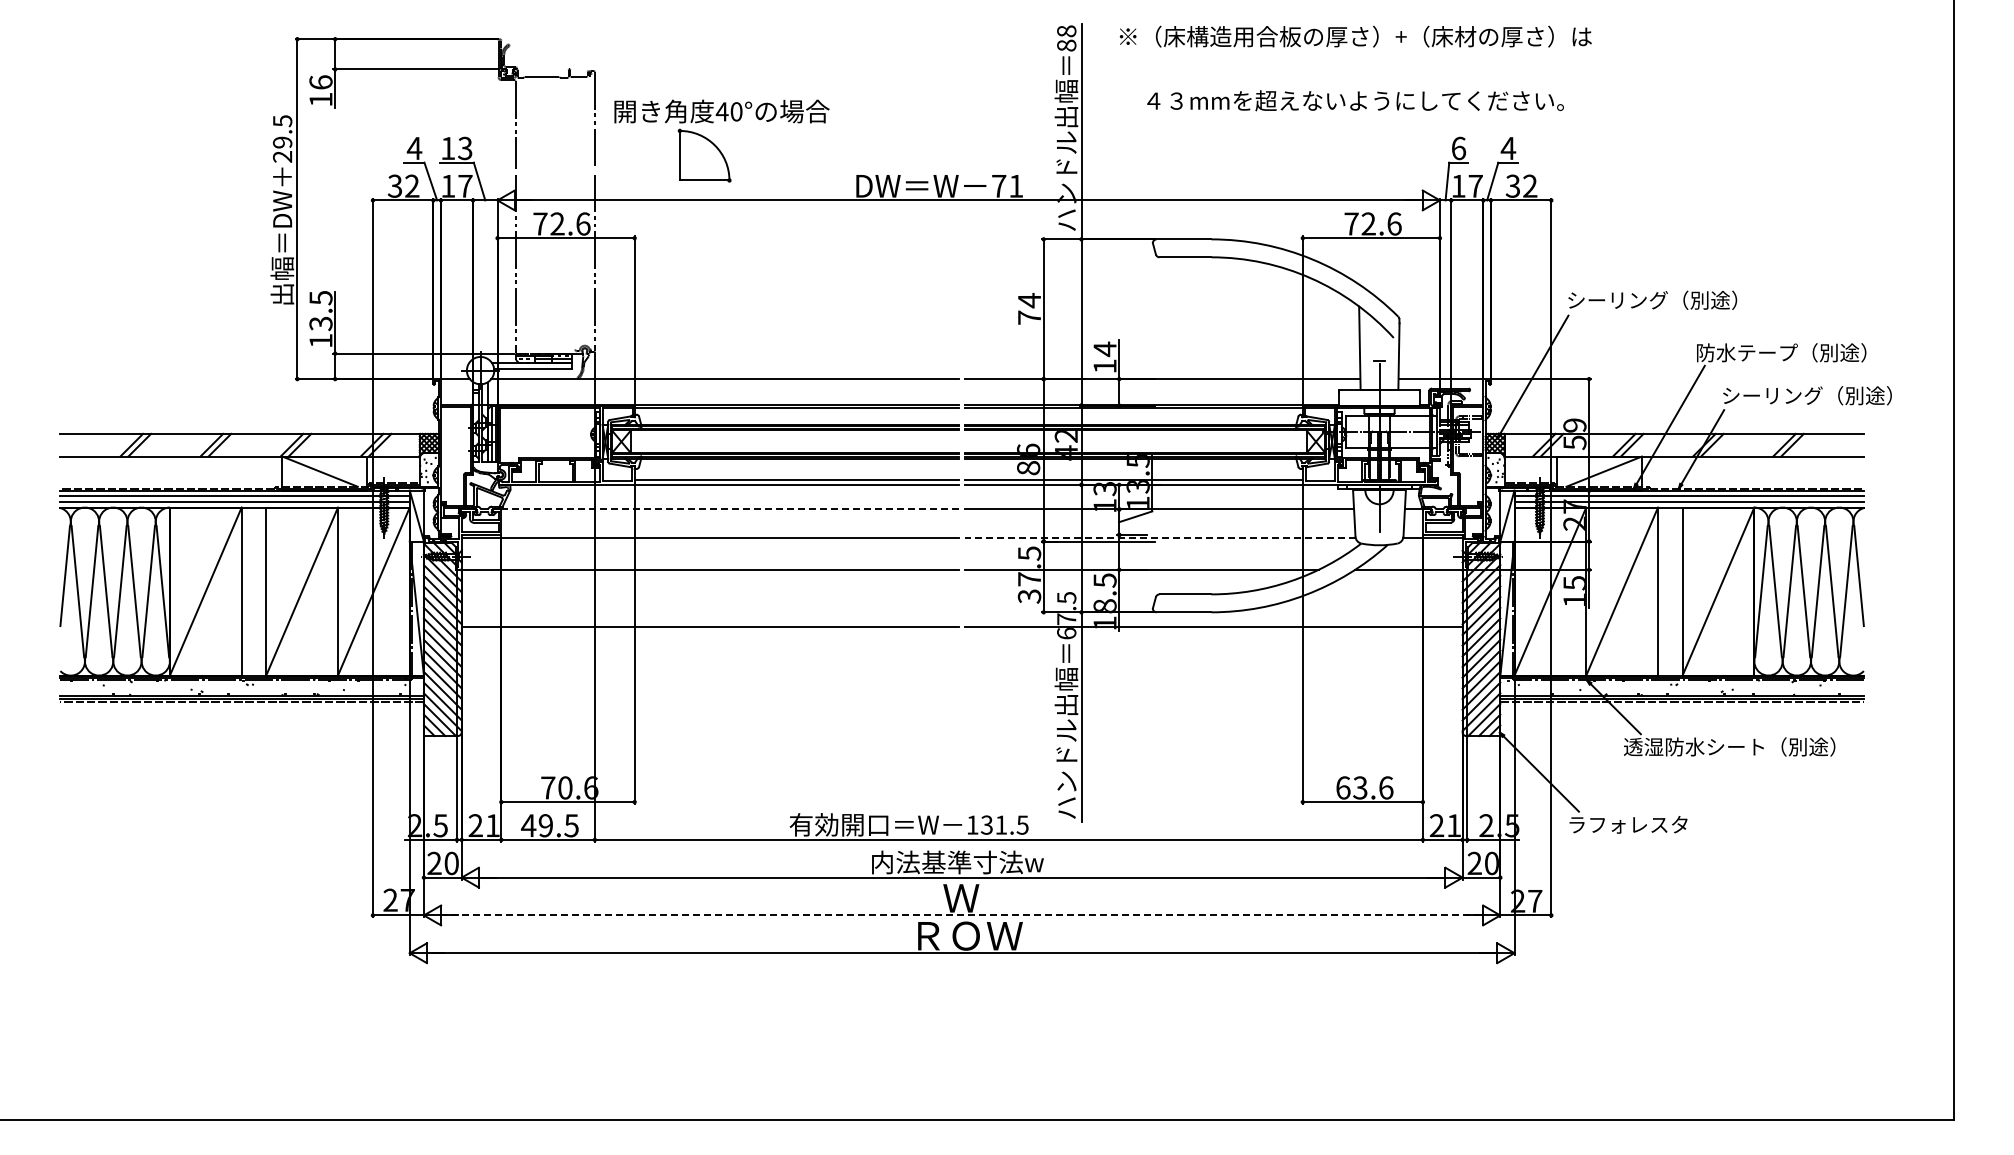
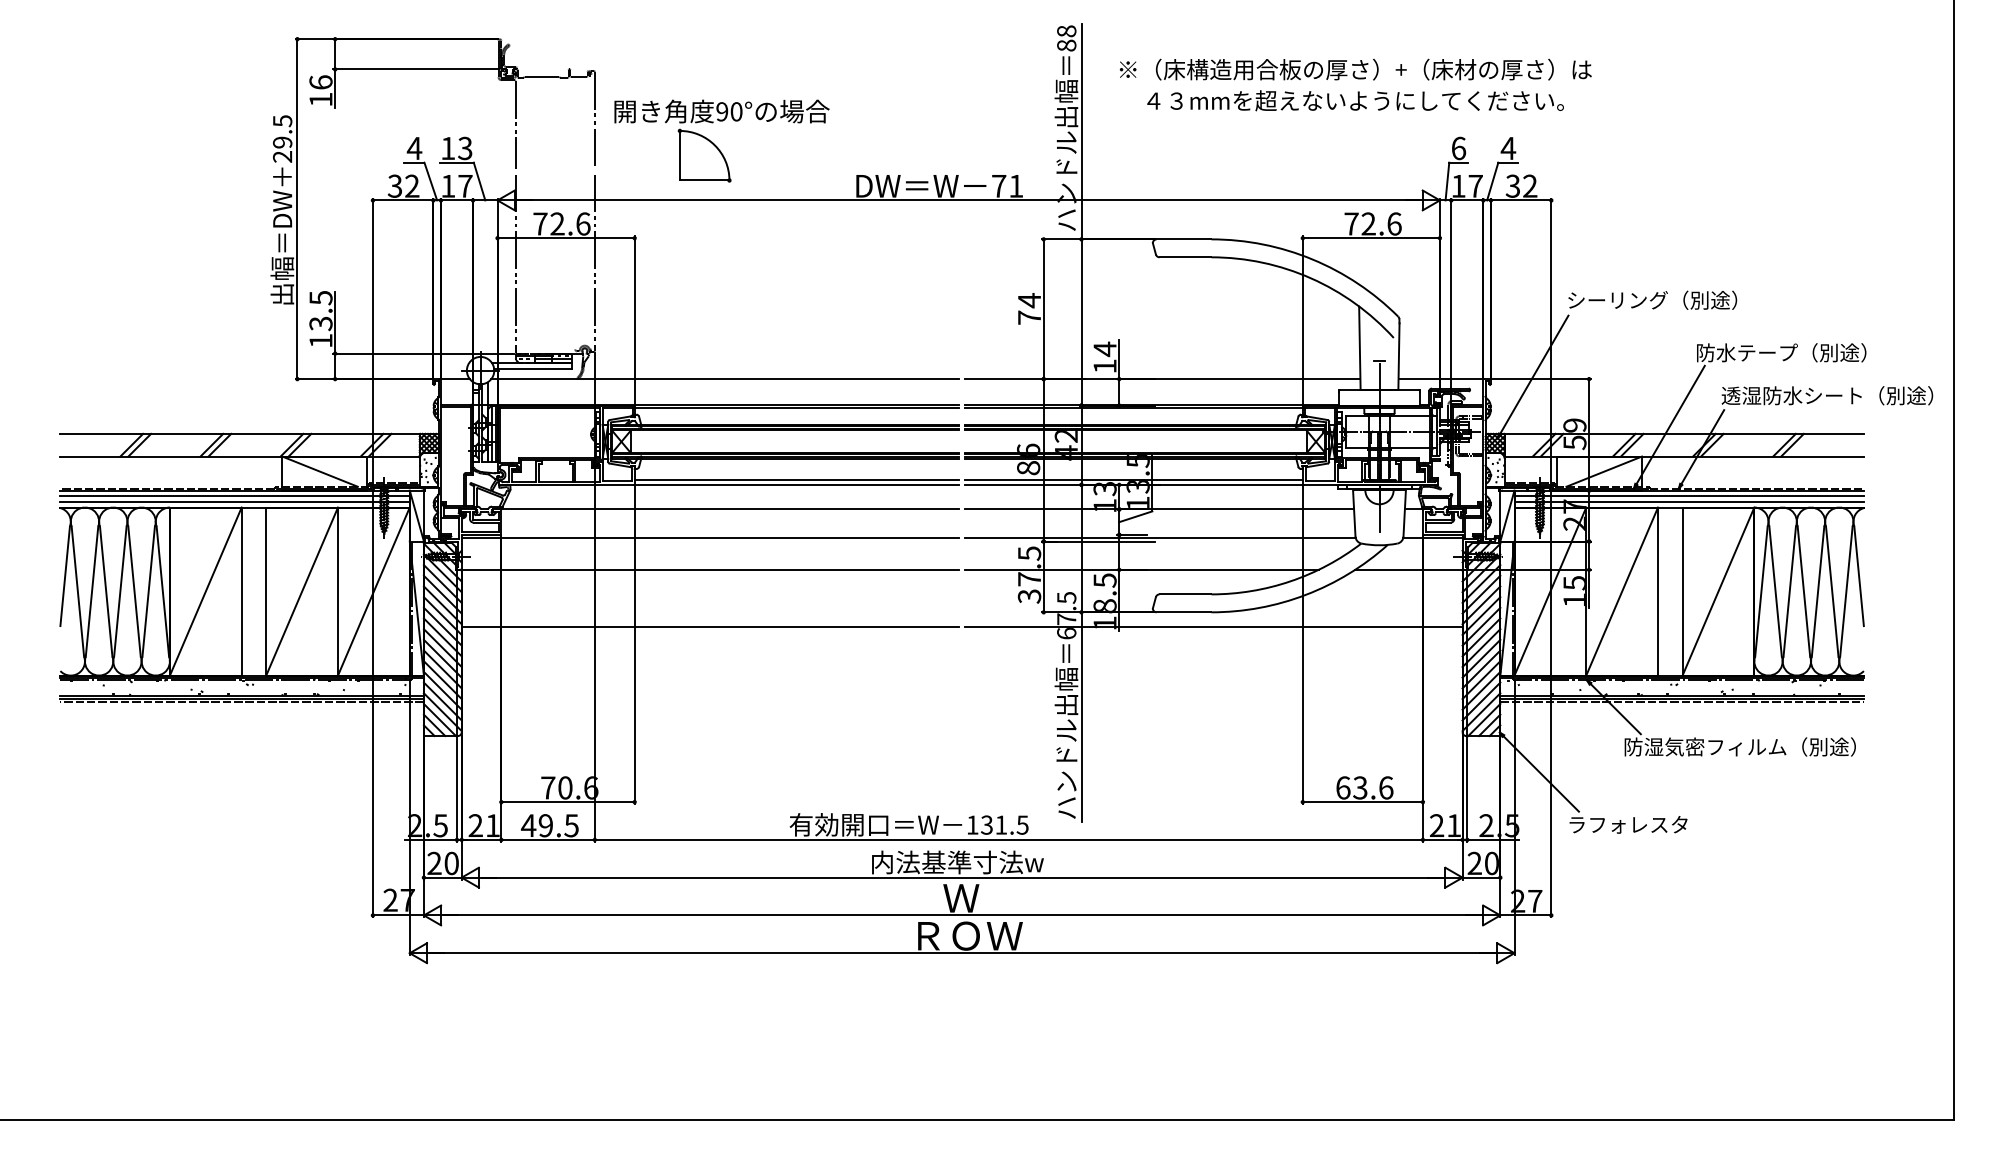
text position: (1355, 36) -> (1355, 69) (1355, 69)
text: 40° -> 90° (721, 111)
text: シーリング（別途） -> 透湿防水シート（別途） (1827, 395)
line: dashed -> solid (726, 509)
line: dashed -> solid (1160, 537)
text: 透湿防水シート（別途） -> 防湿気密フィルム（別途） (1739, 746)
line: dashed -> solid (961, 915)
